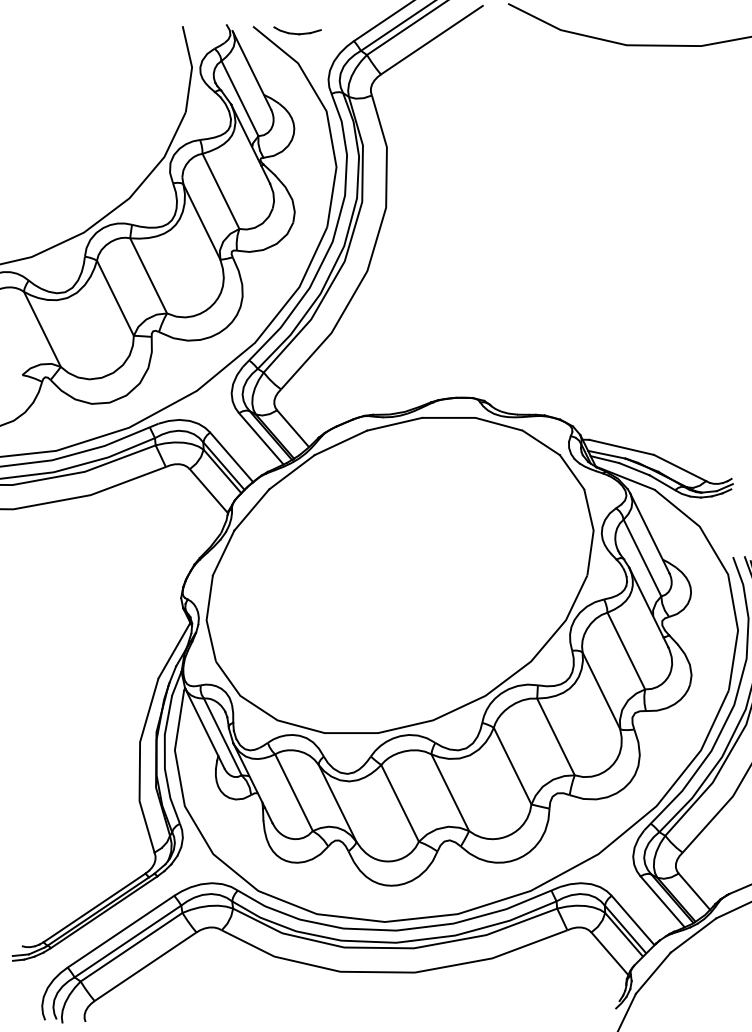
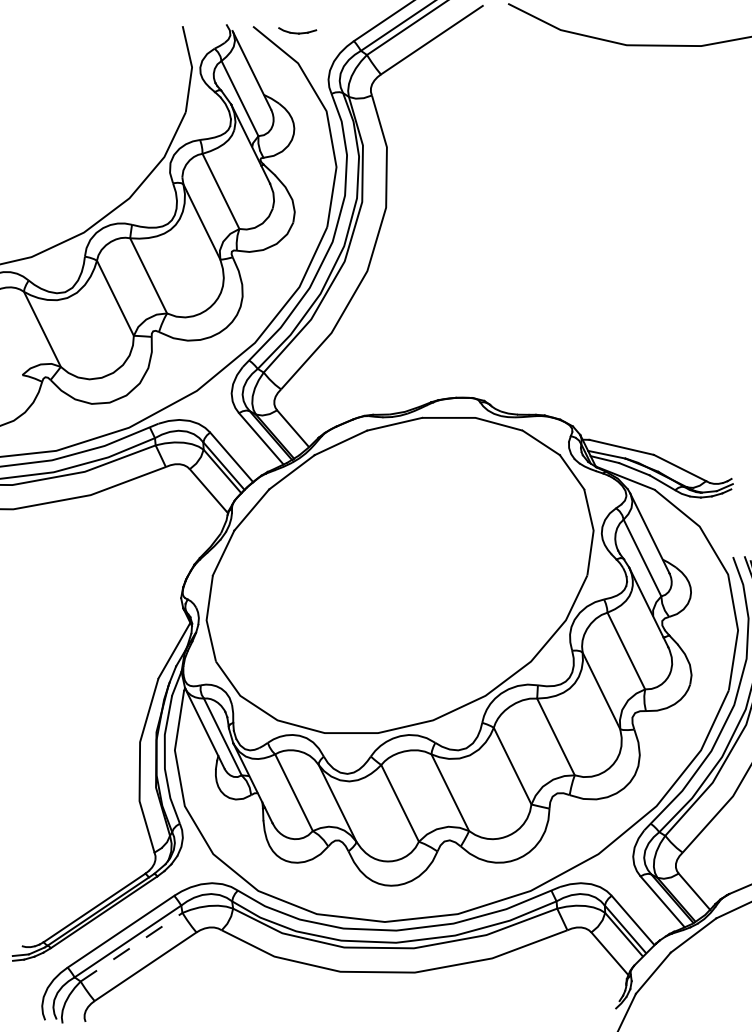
part size: 49x10 px -> 40x8 px (297, 30)
line: solid -> dashed (131, 946)
